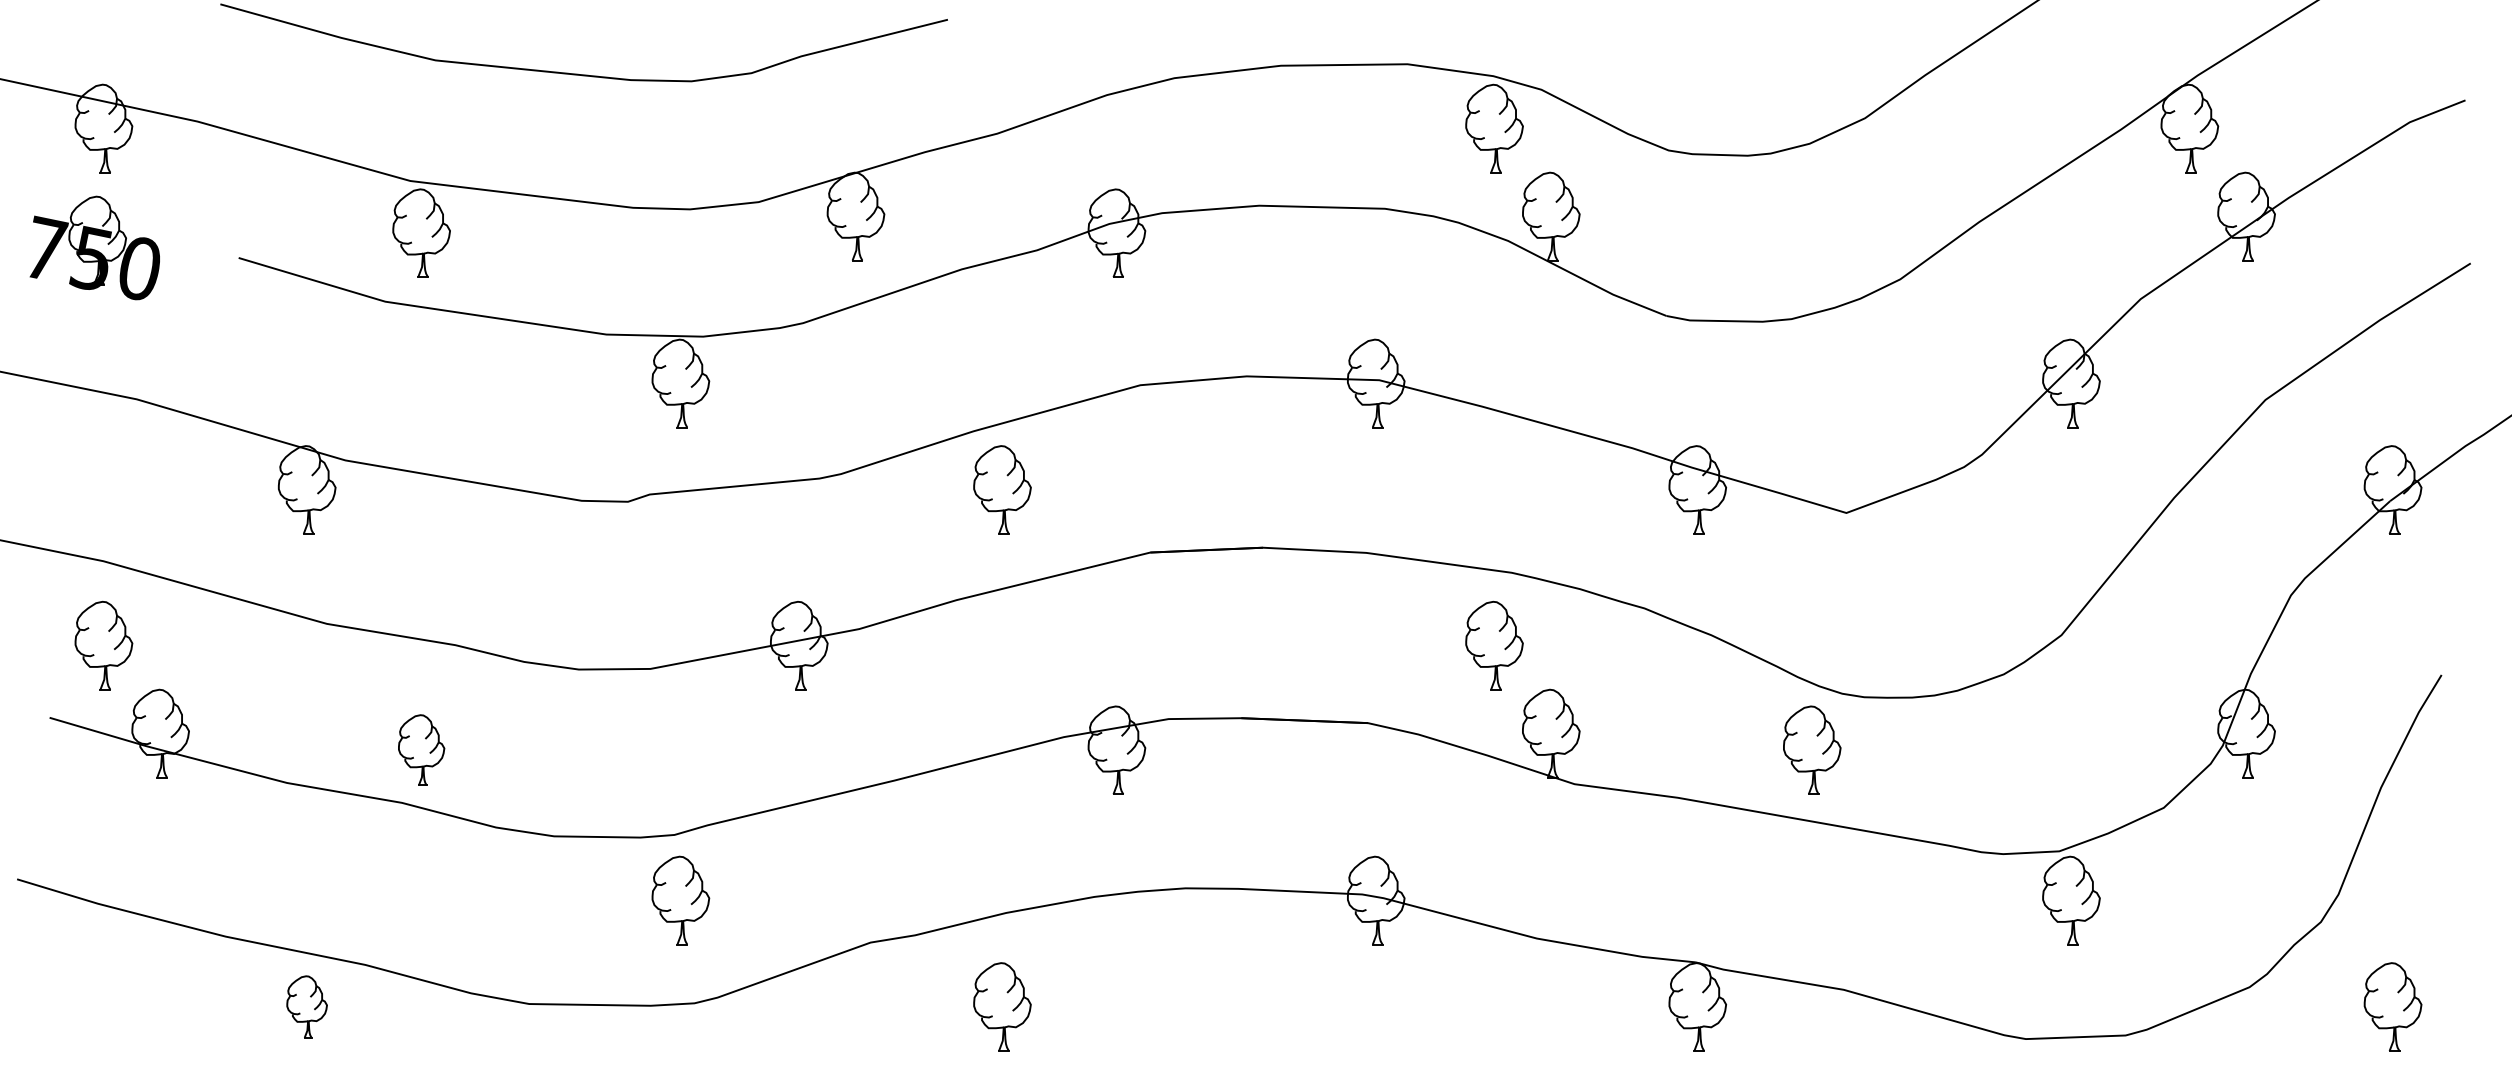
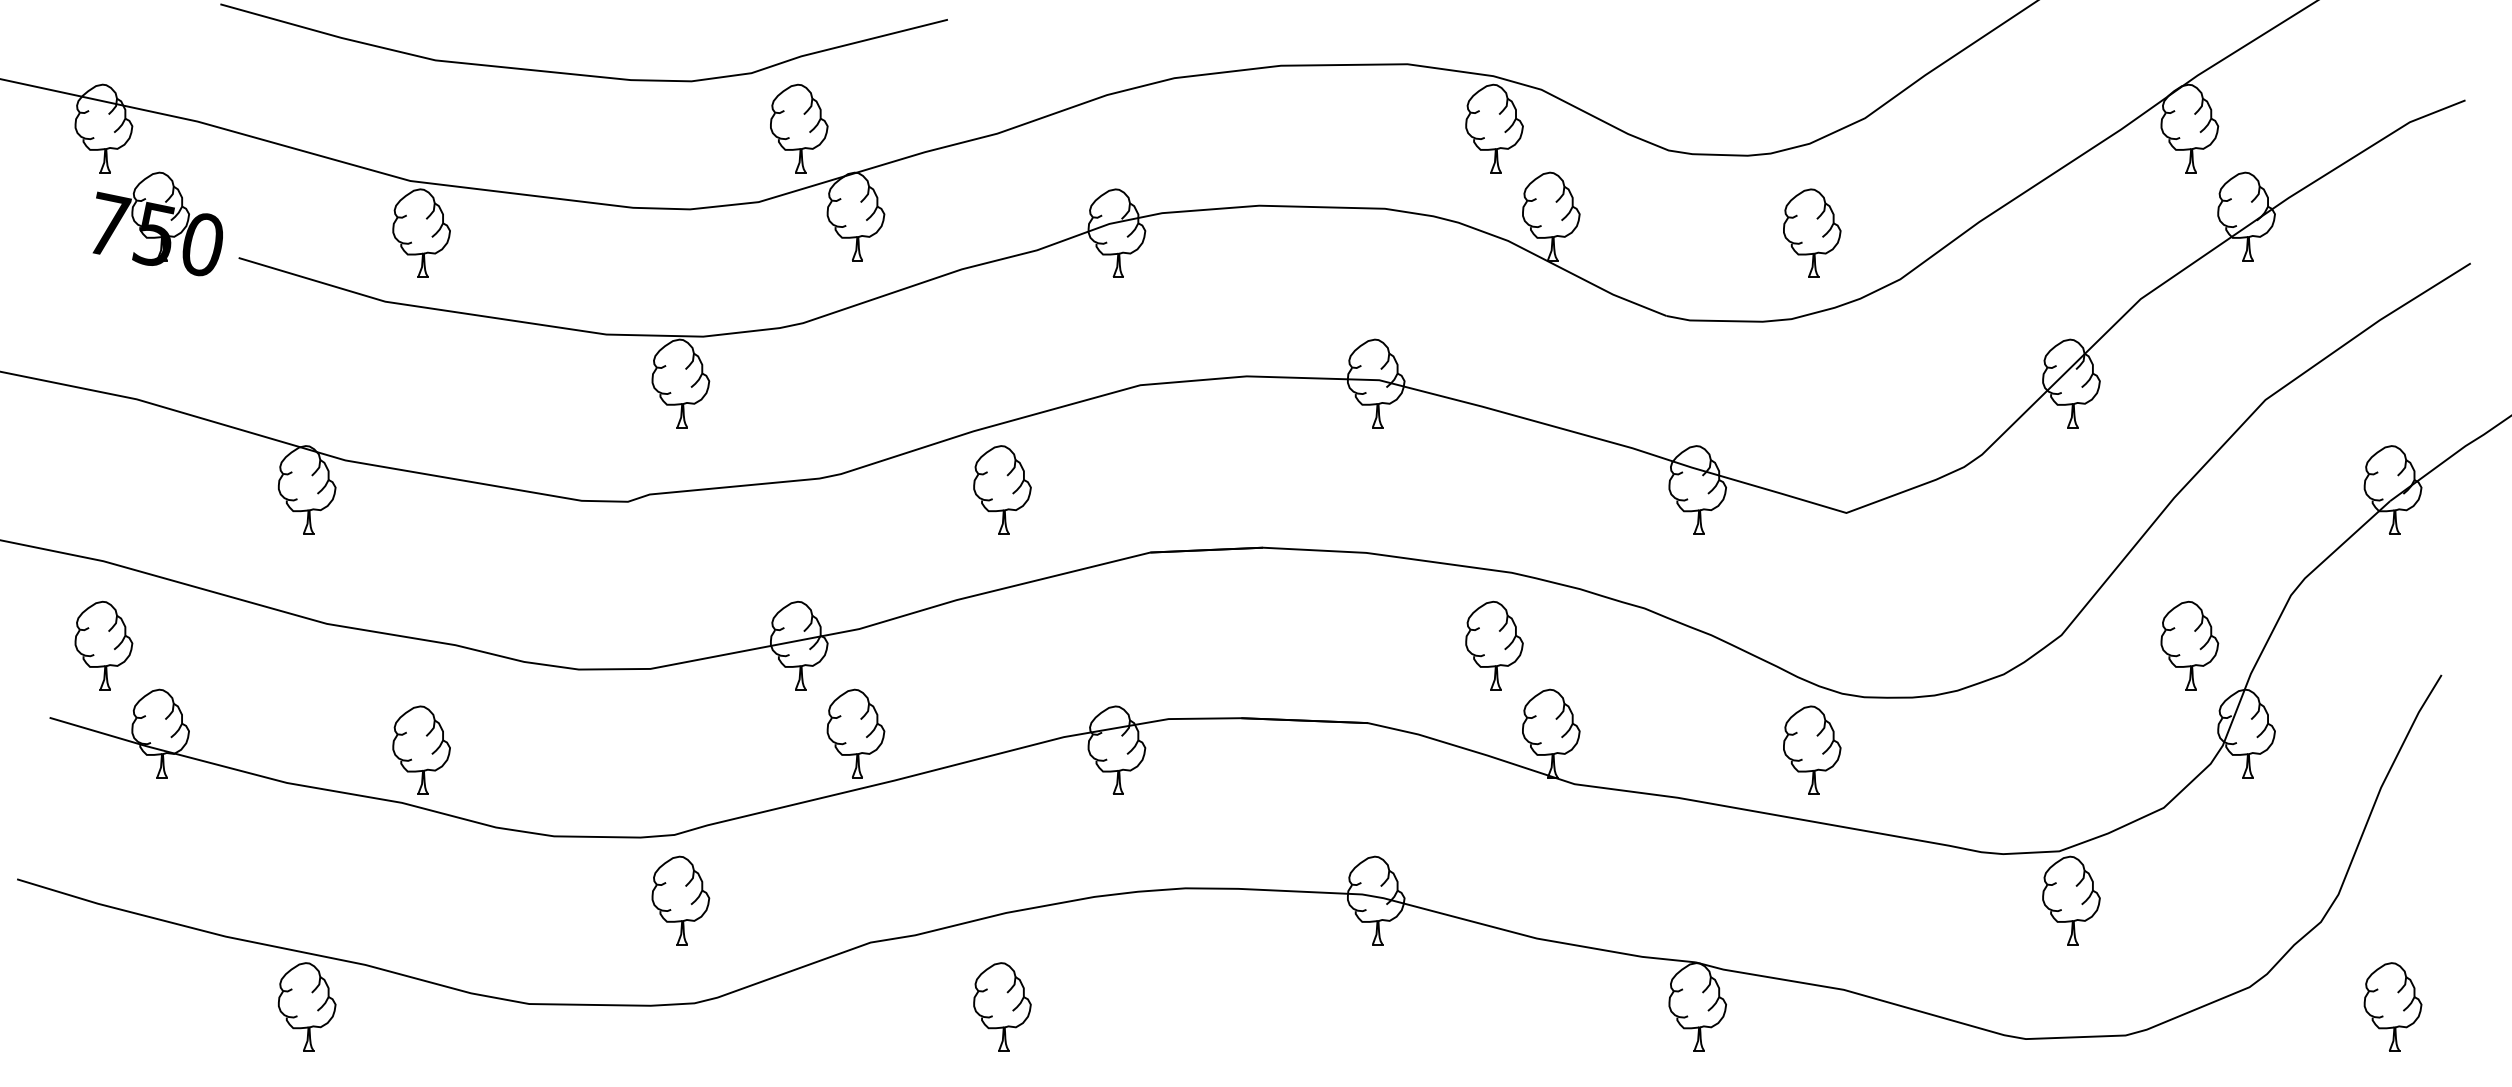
part: none -> present (799, 128)
part: none -> present (1812, 232)
part position: (94, 247) -> (157, 223) (157, 223)
part: none -> present (2189, 645)
part: none -> present (855, 733)
part size: 48x72 px -> 59x90 px (421, 749)
part size: 42x64 px -> 60x90 px (306, 1006)
